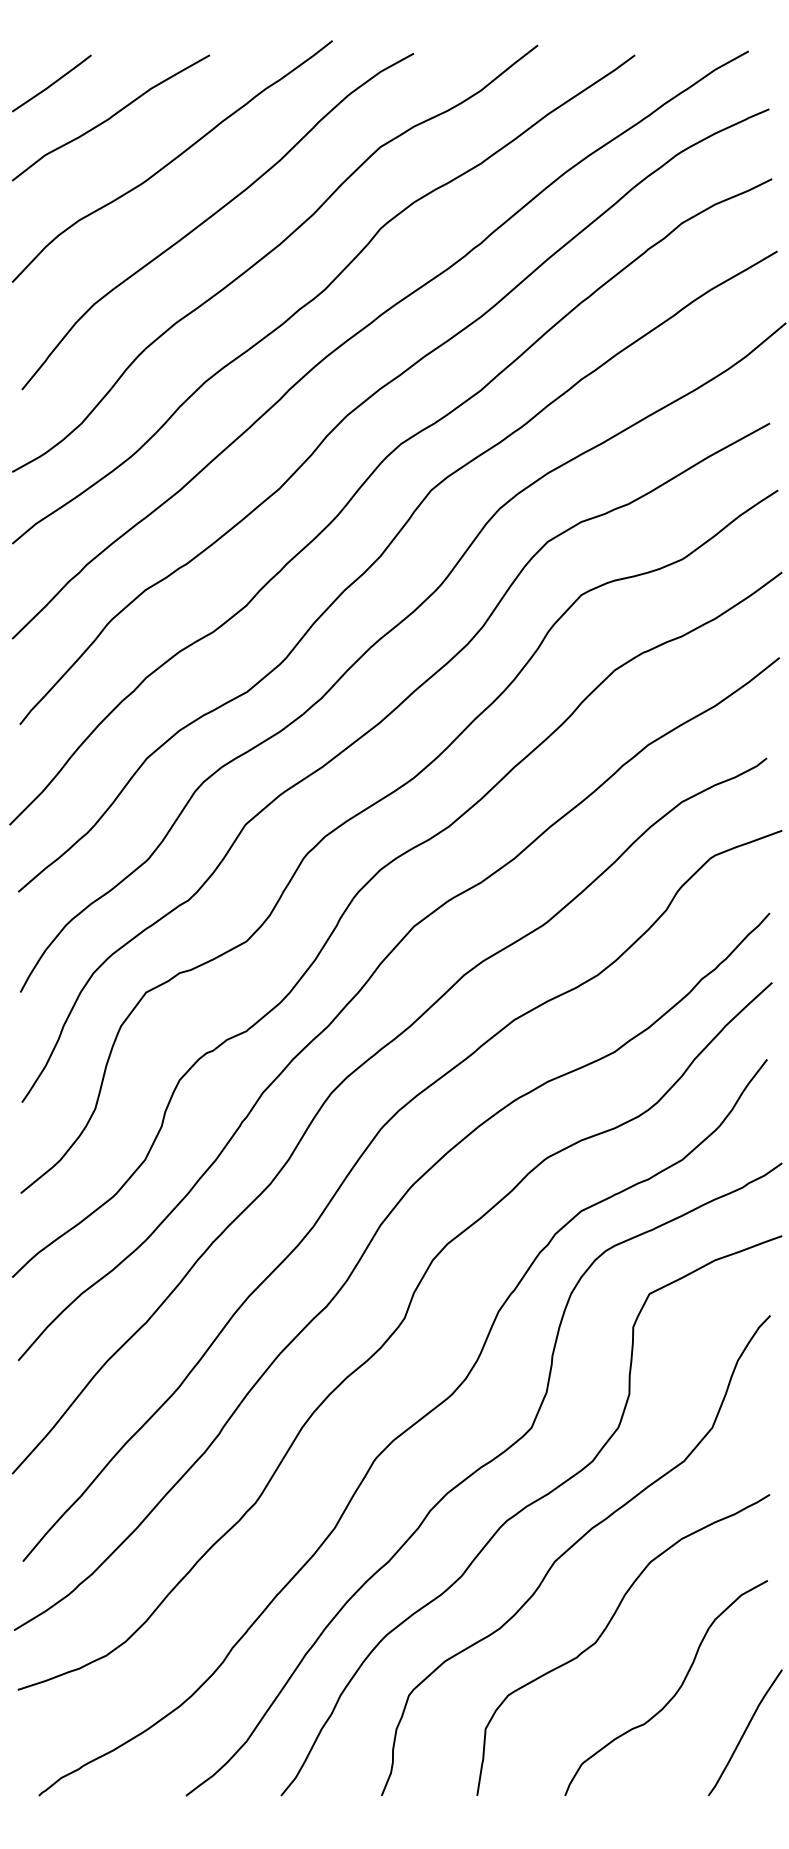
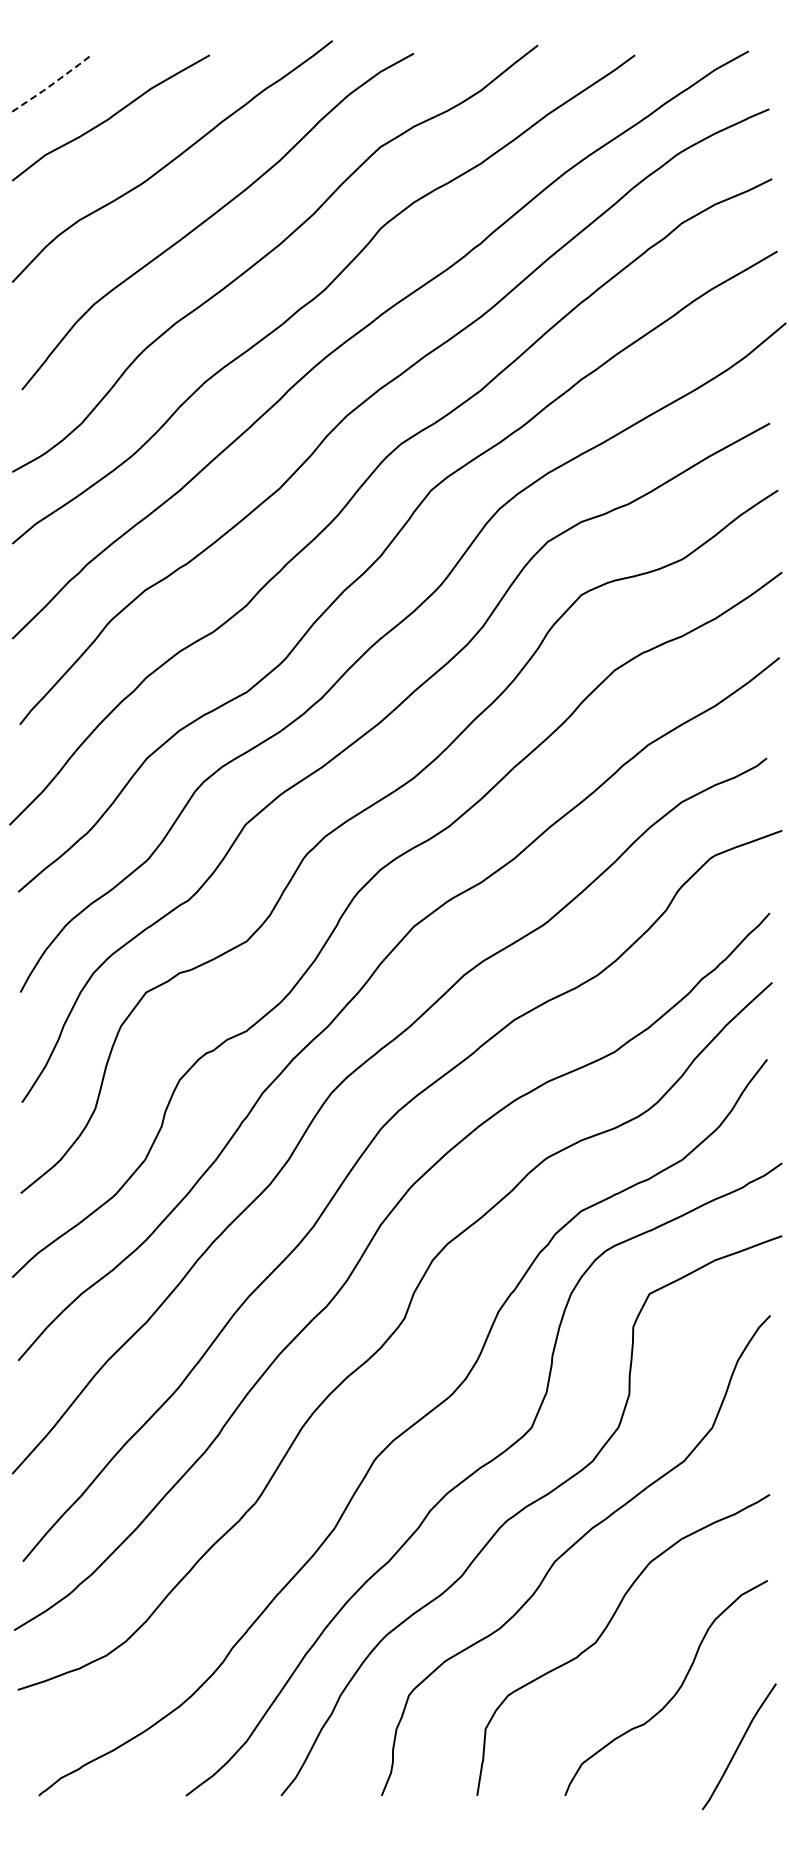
line: solid -> dashed (53, 83)
curve position: (744, 1732) -> (738, 1746) (738, 1746)
